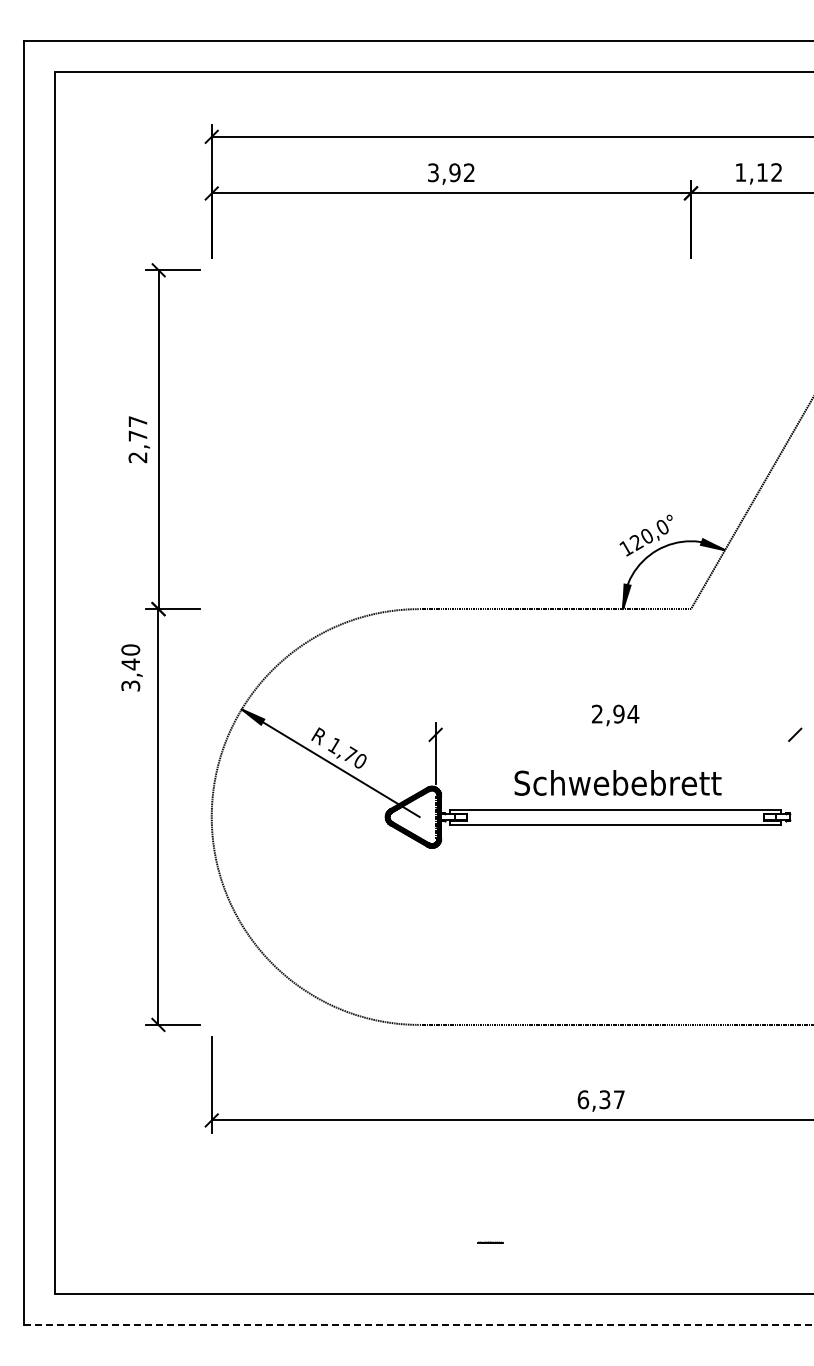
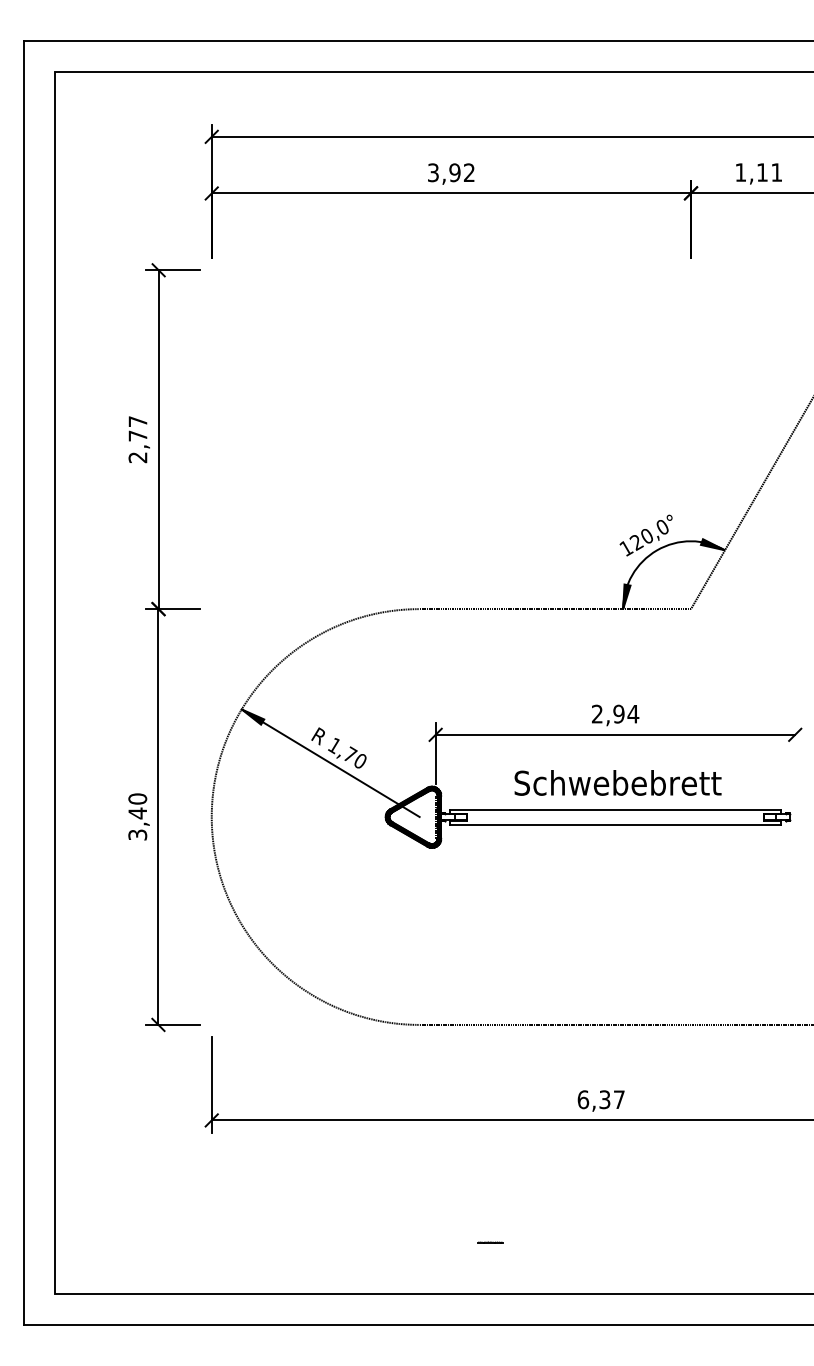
text: 1,12 -> 1,11 (776, 172)
text position: (131, 667) -> (138, 816) (138, 816)
line: none -> present (615, 734)
line: dashed -> solid (419, 1325)
